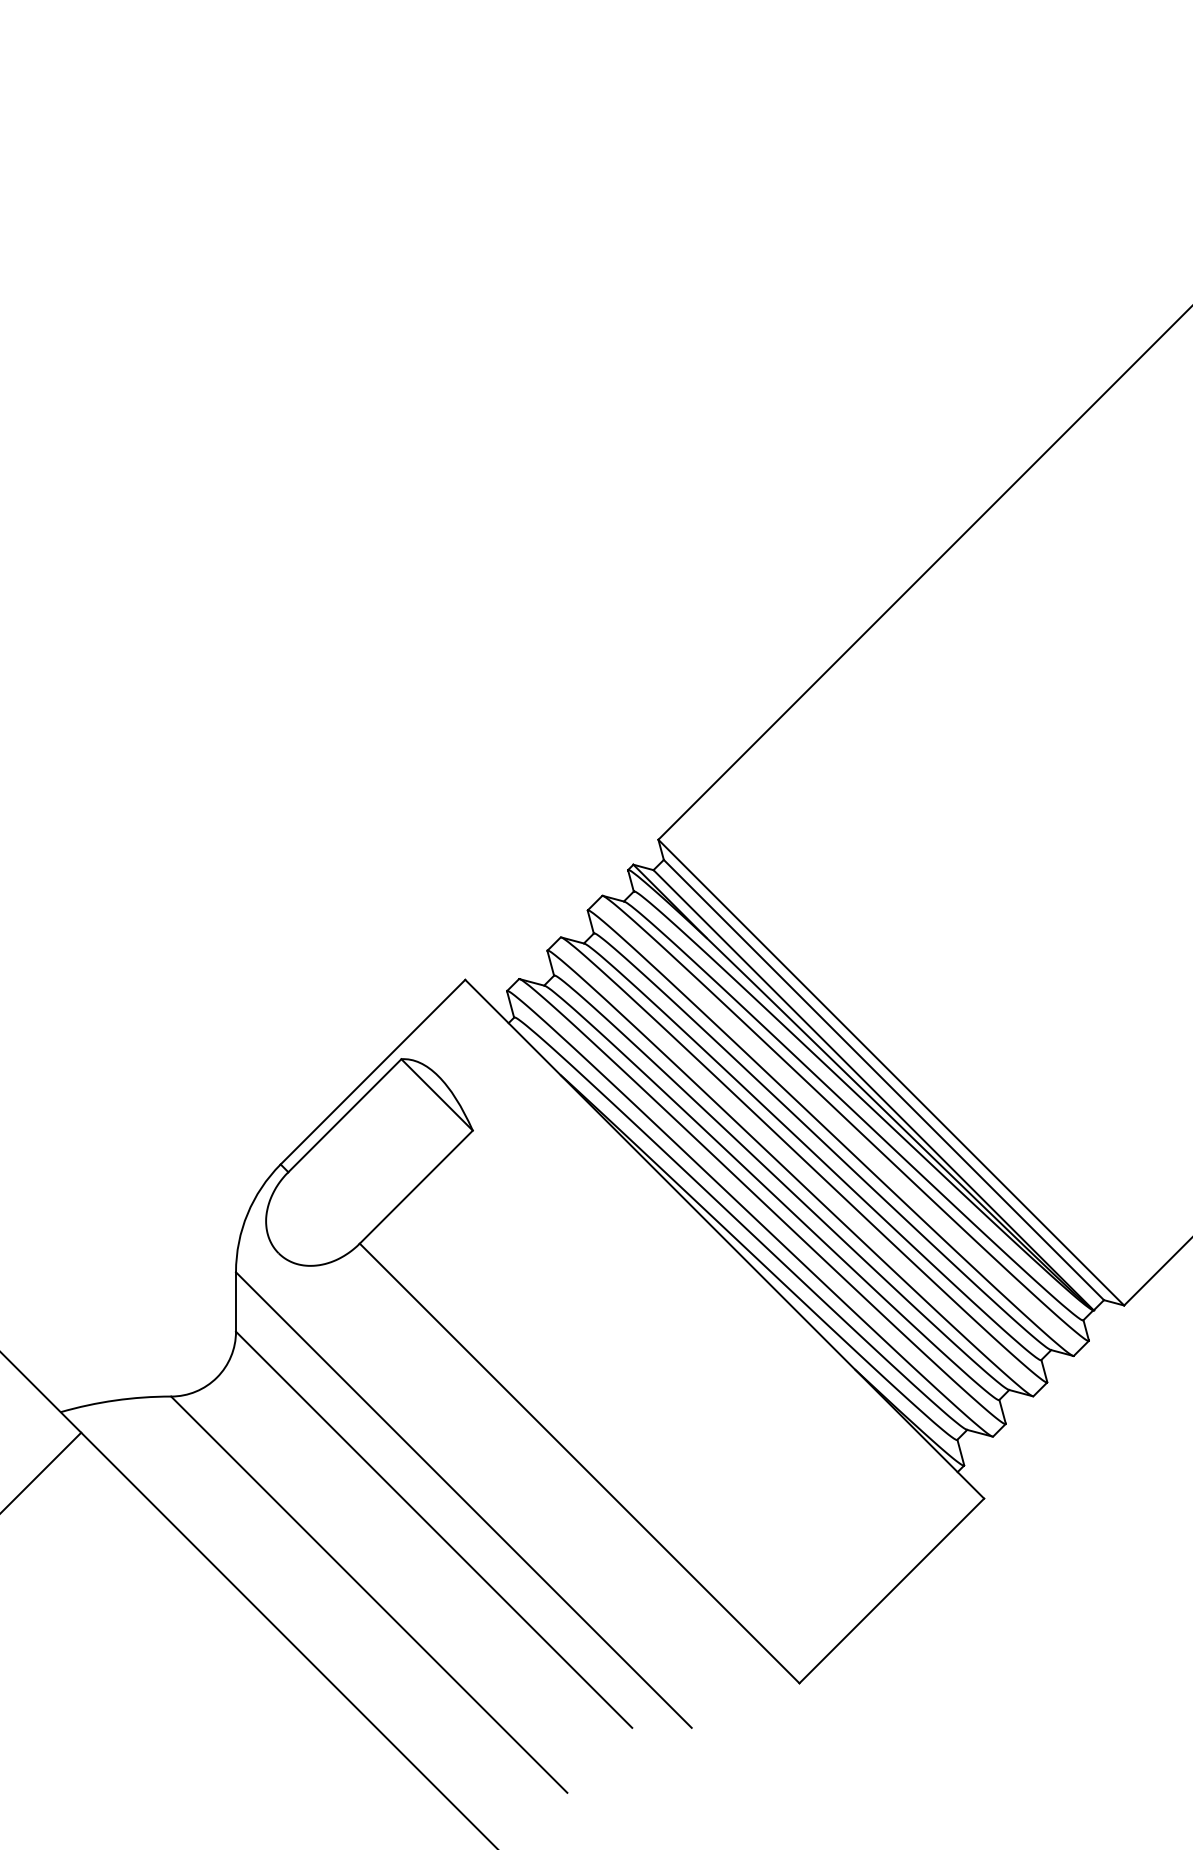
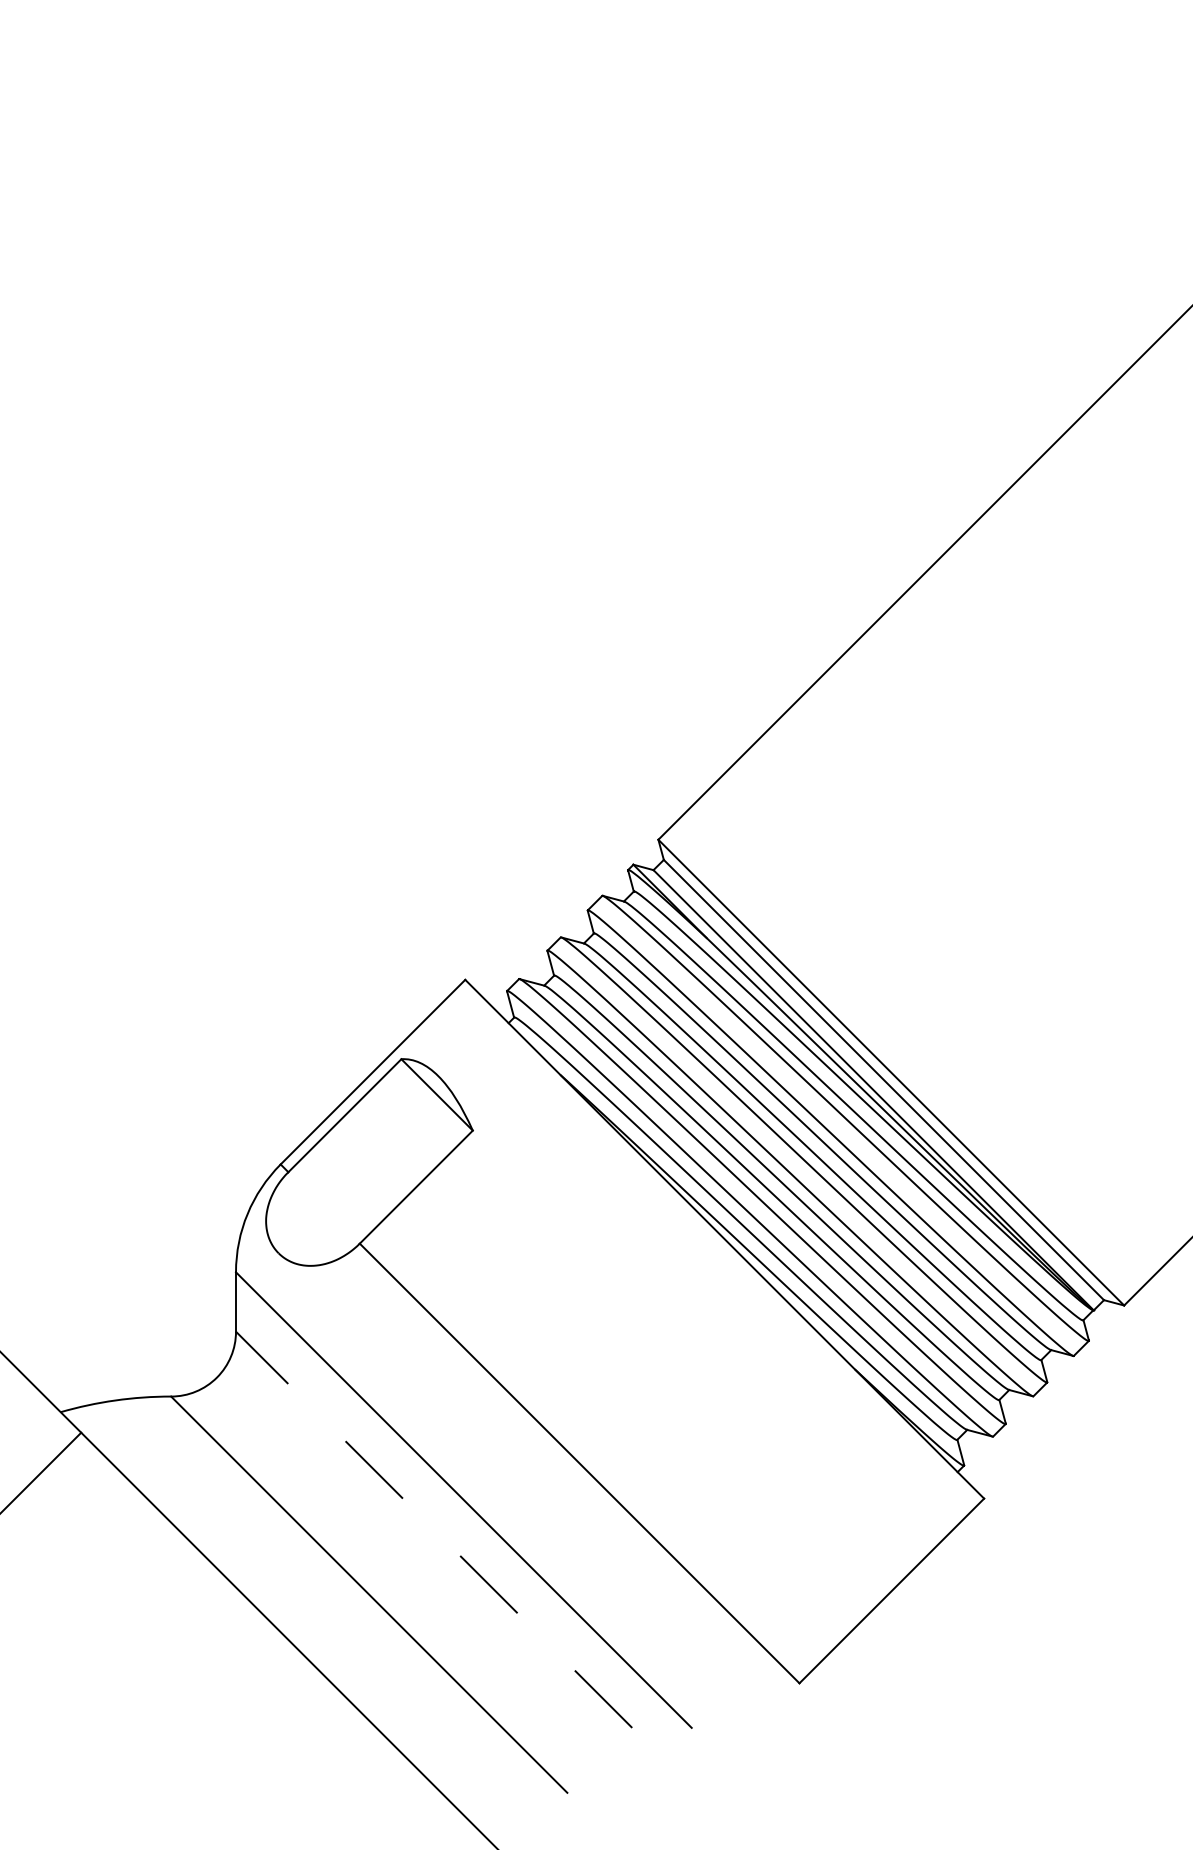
line: solid -> dashed (433, 1529)
